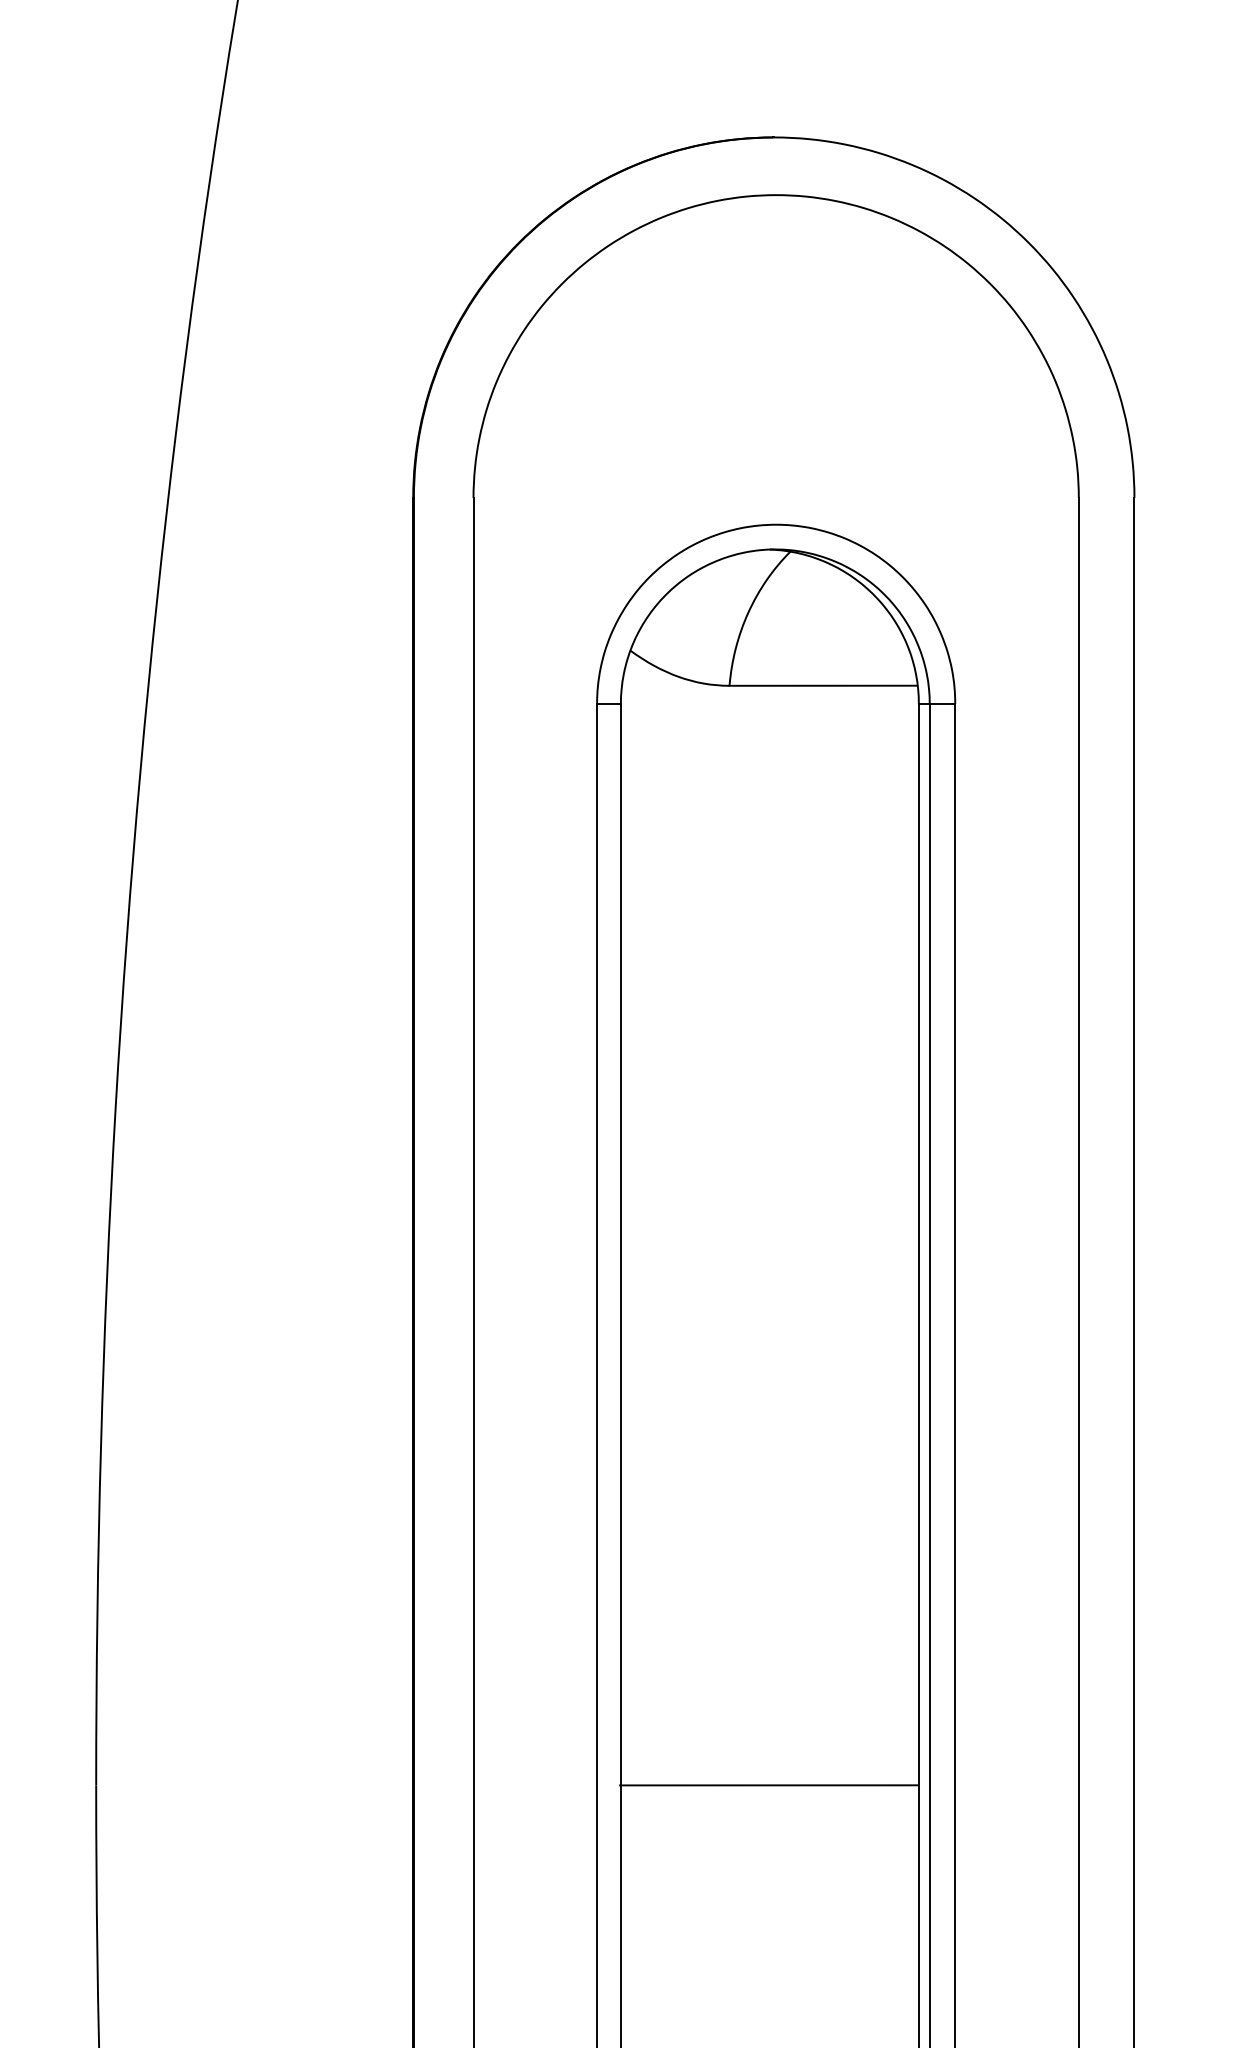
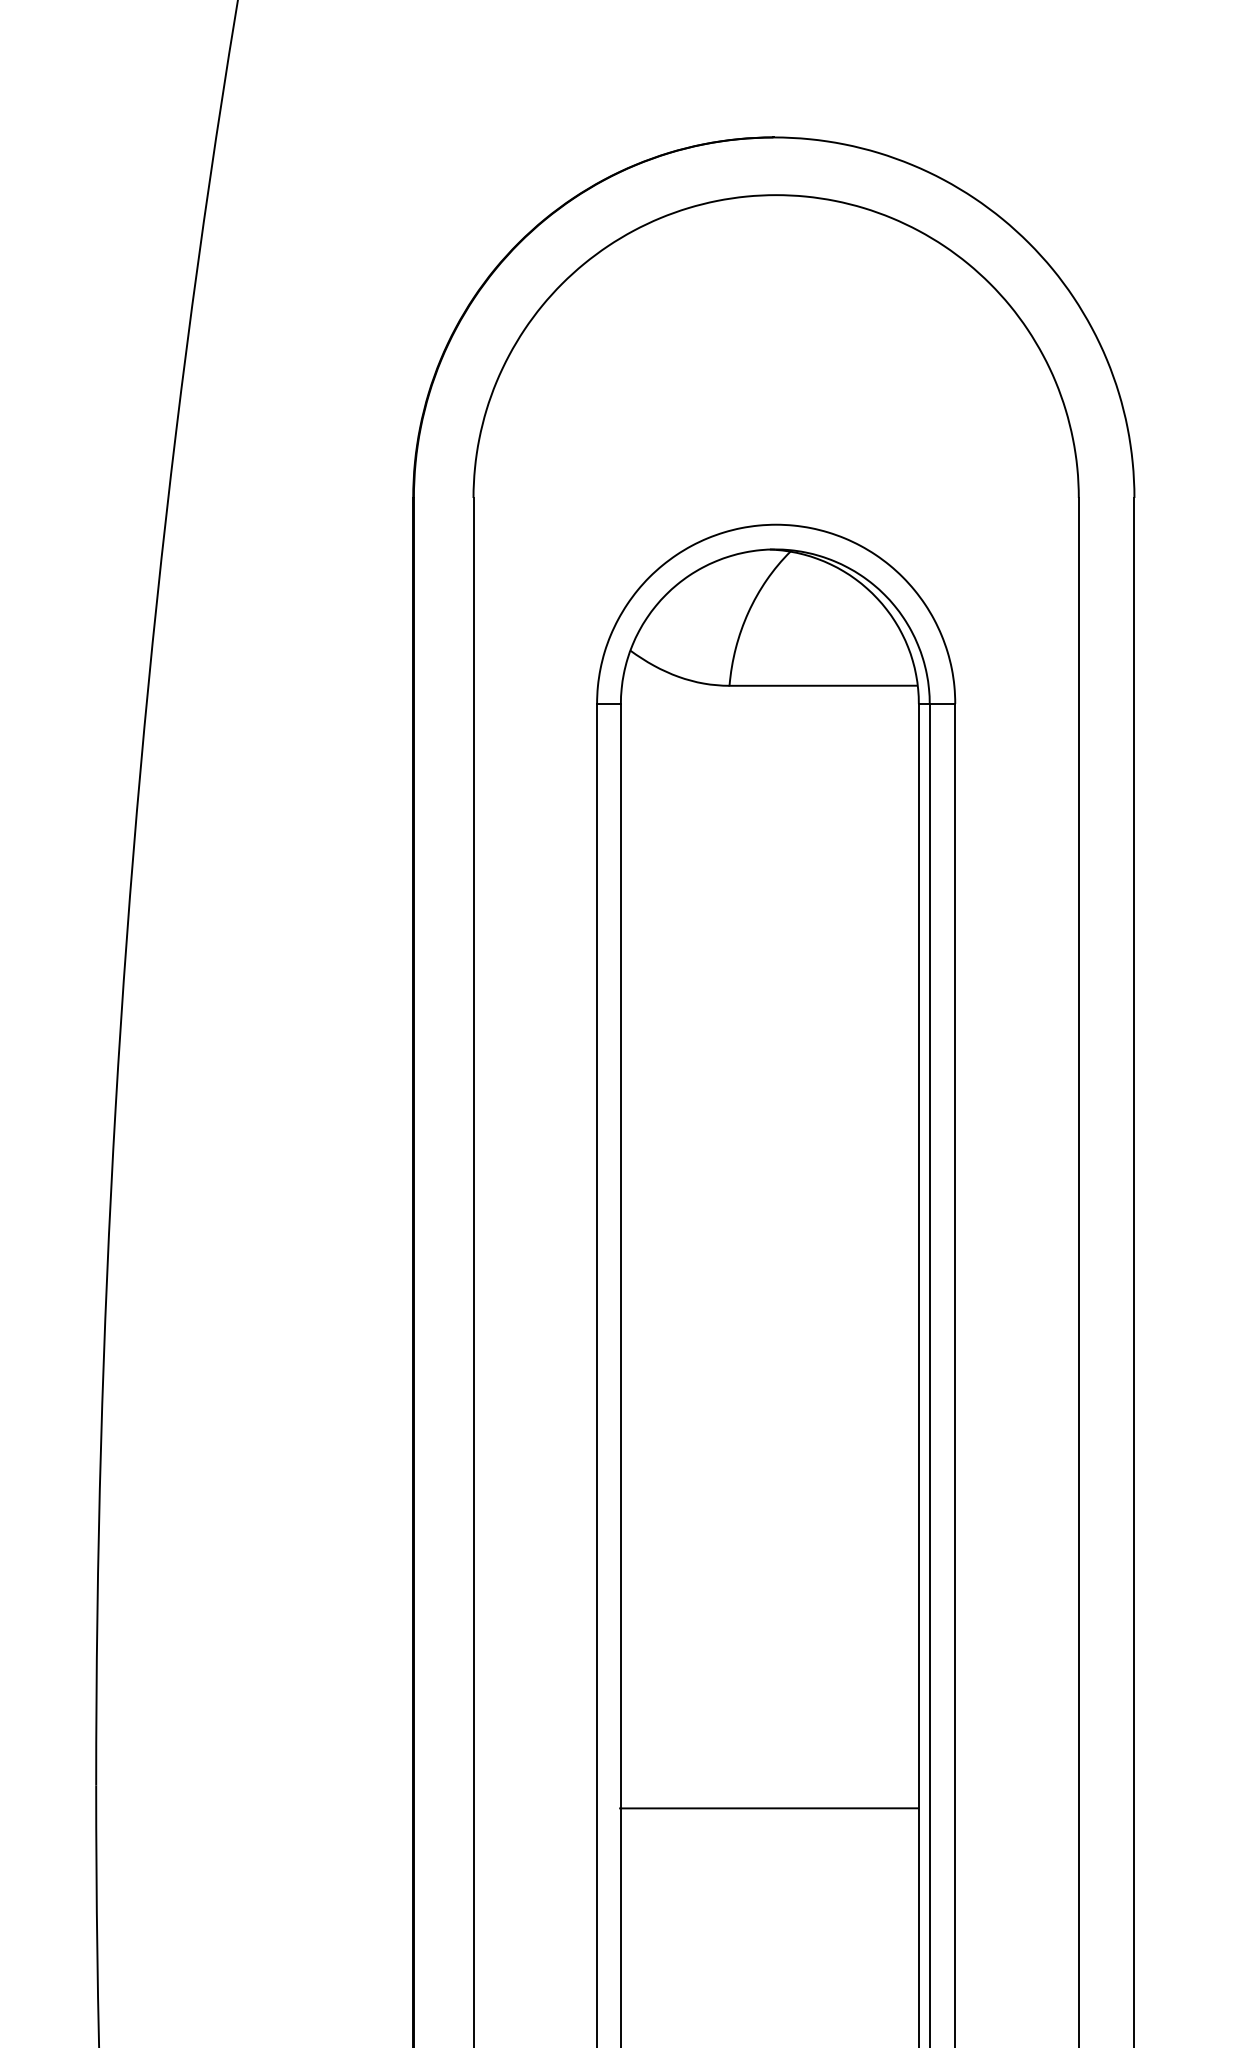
line position: (769, 1785) -> (769, 1808) (769, 1808)
